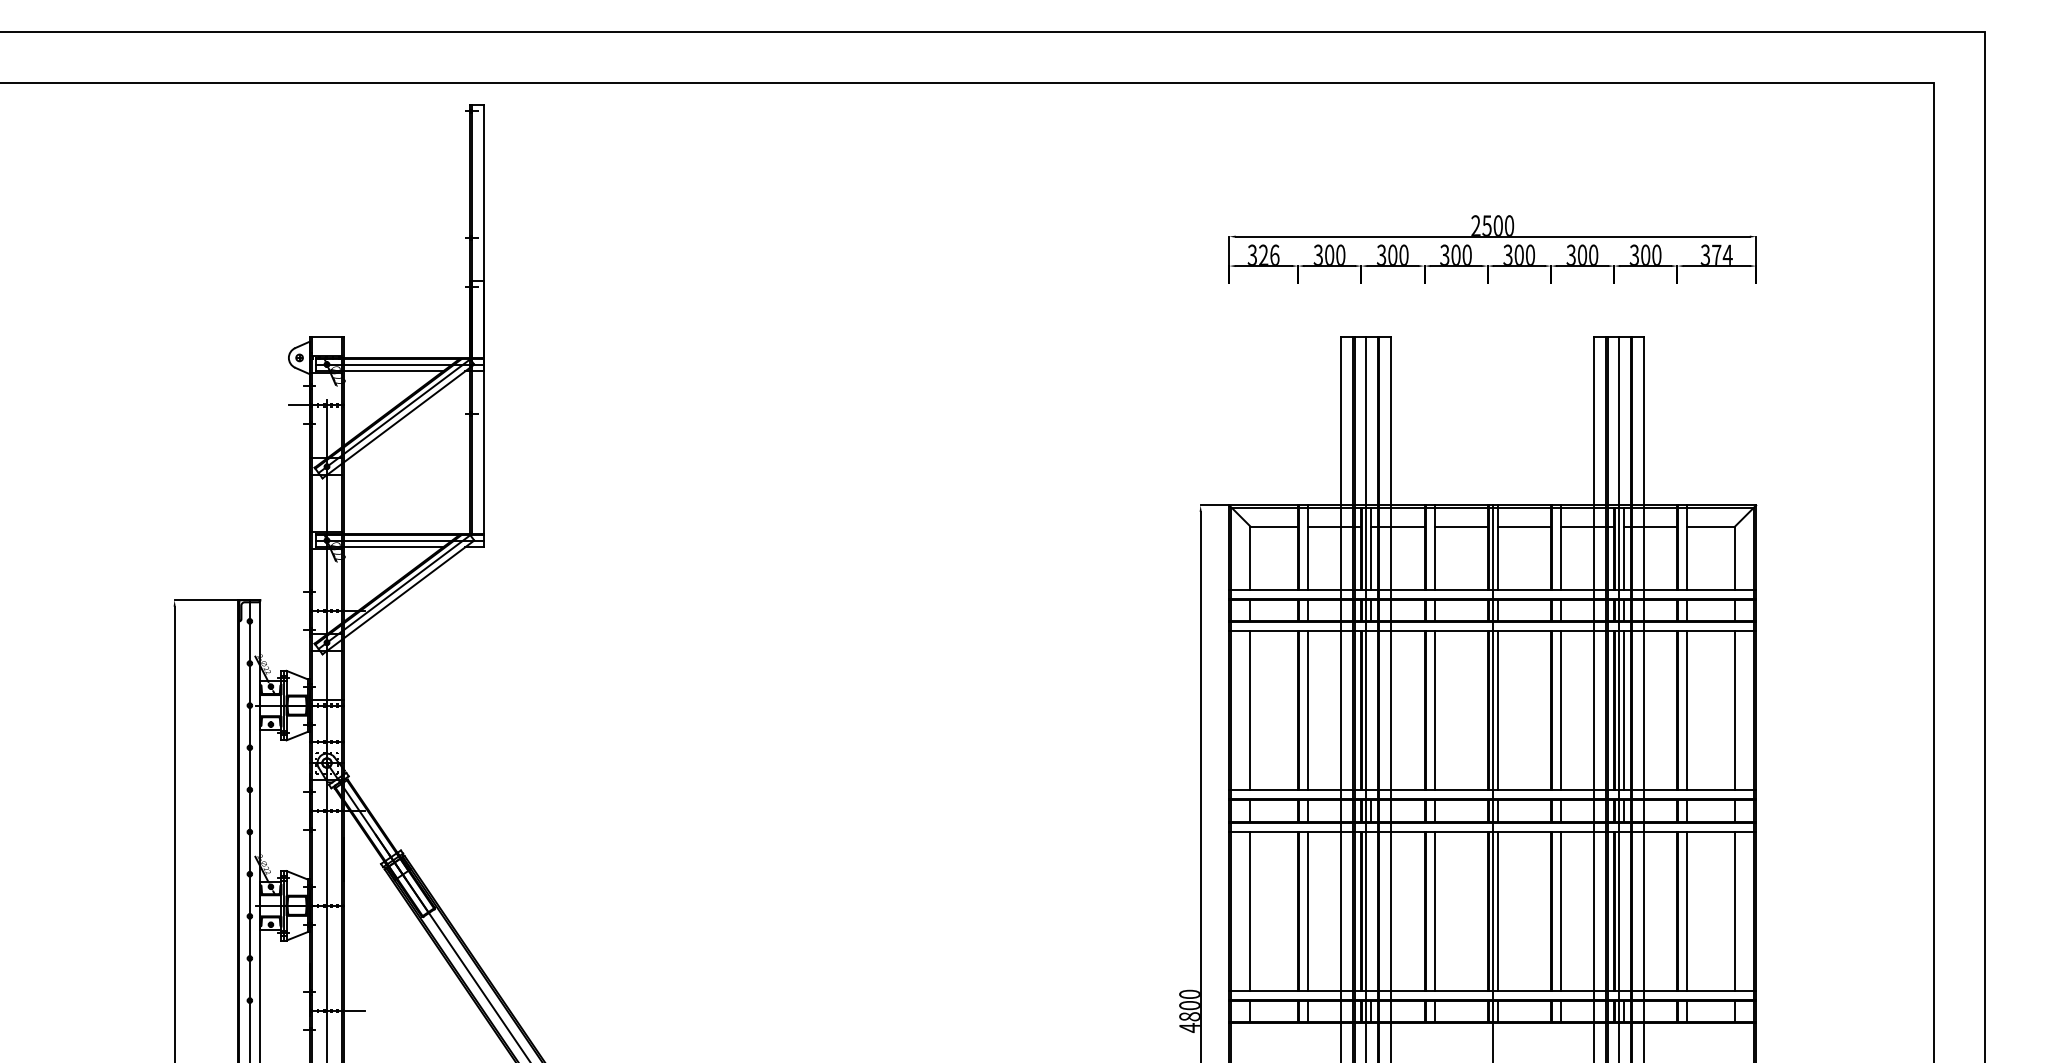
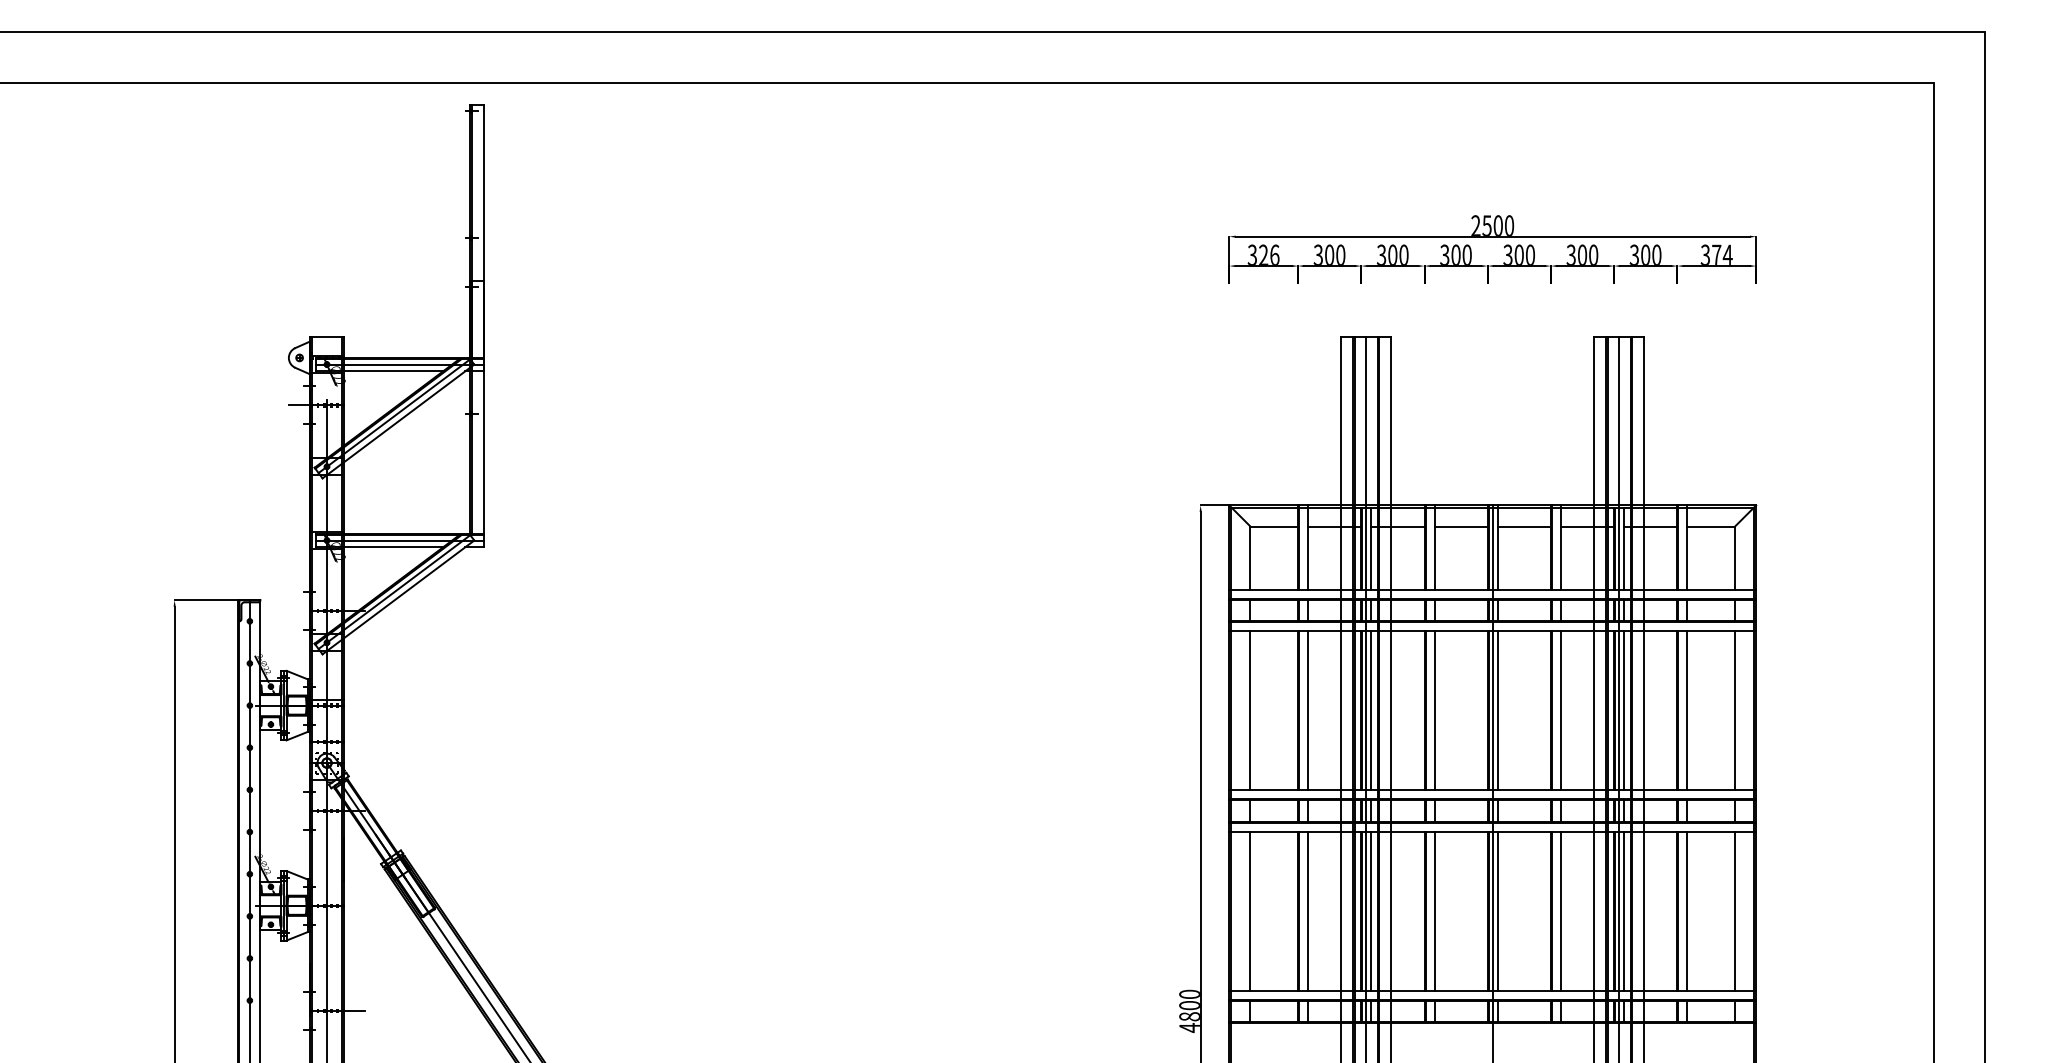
line: none -> present (1371, 710)
line: none -> present (1371, 910)
line: none -> present (1624, 910)
